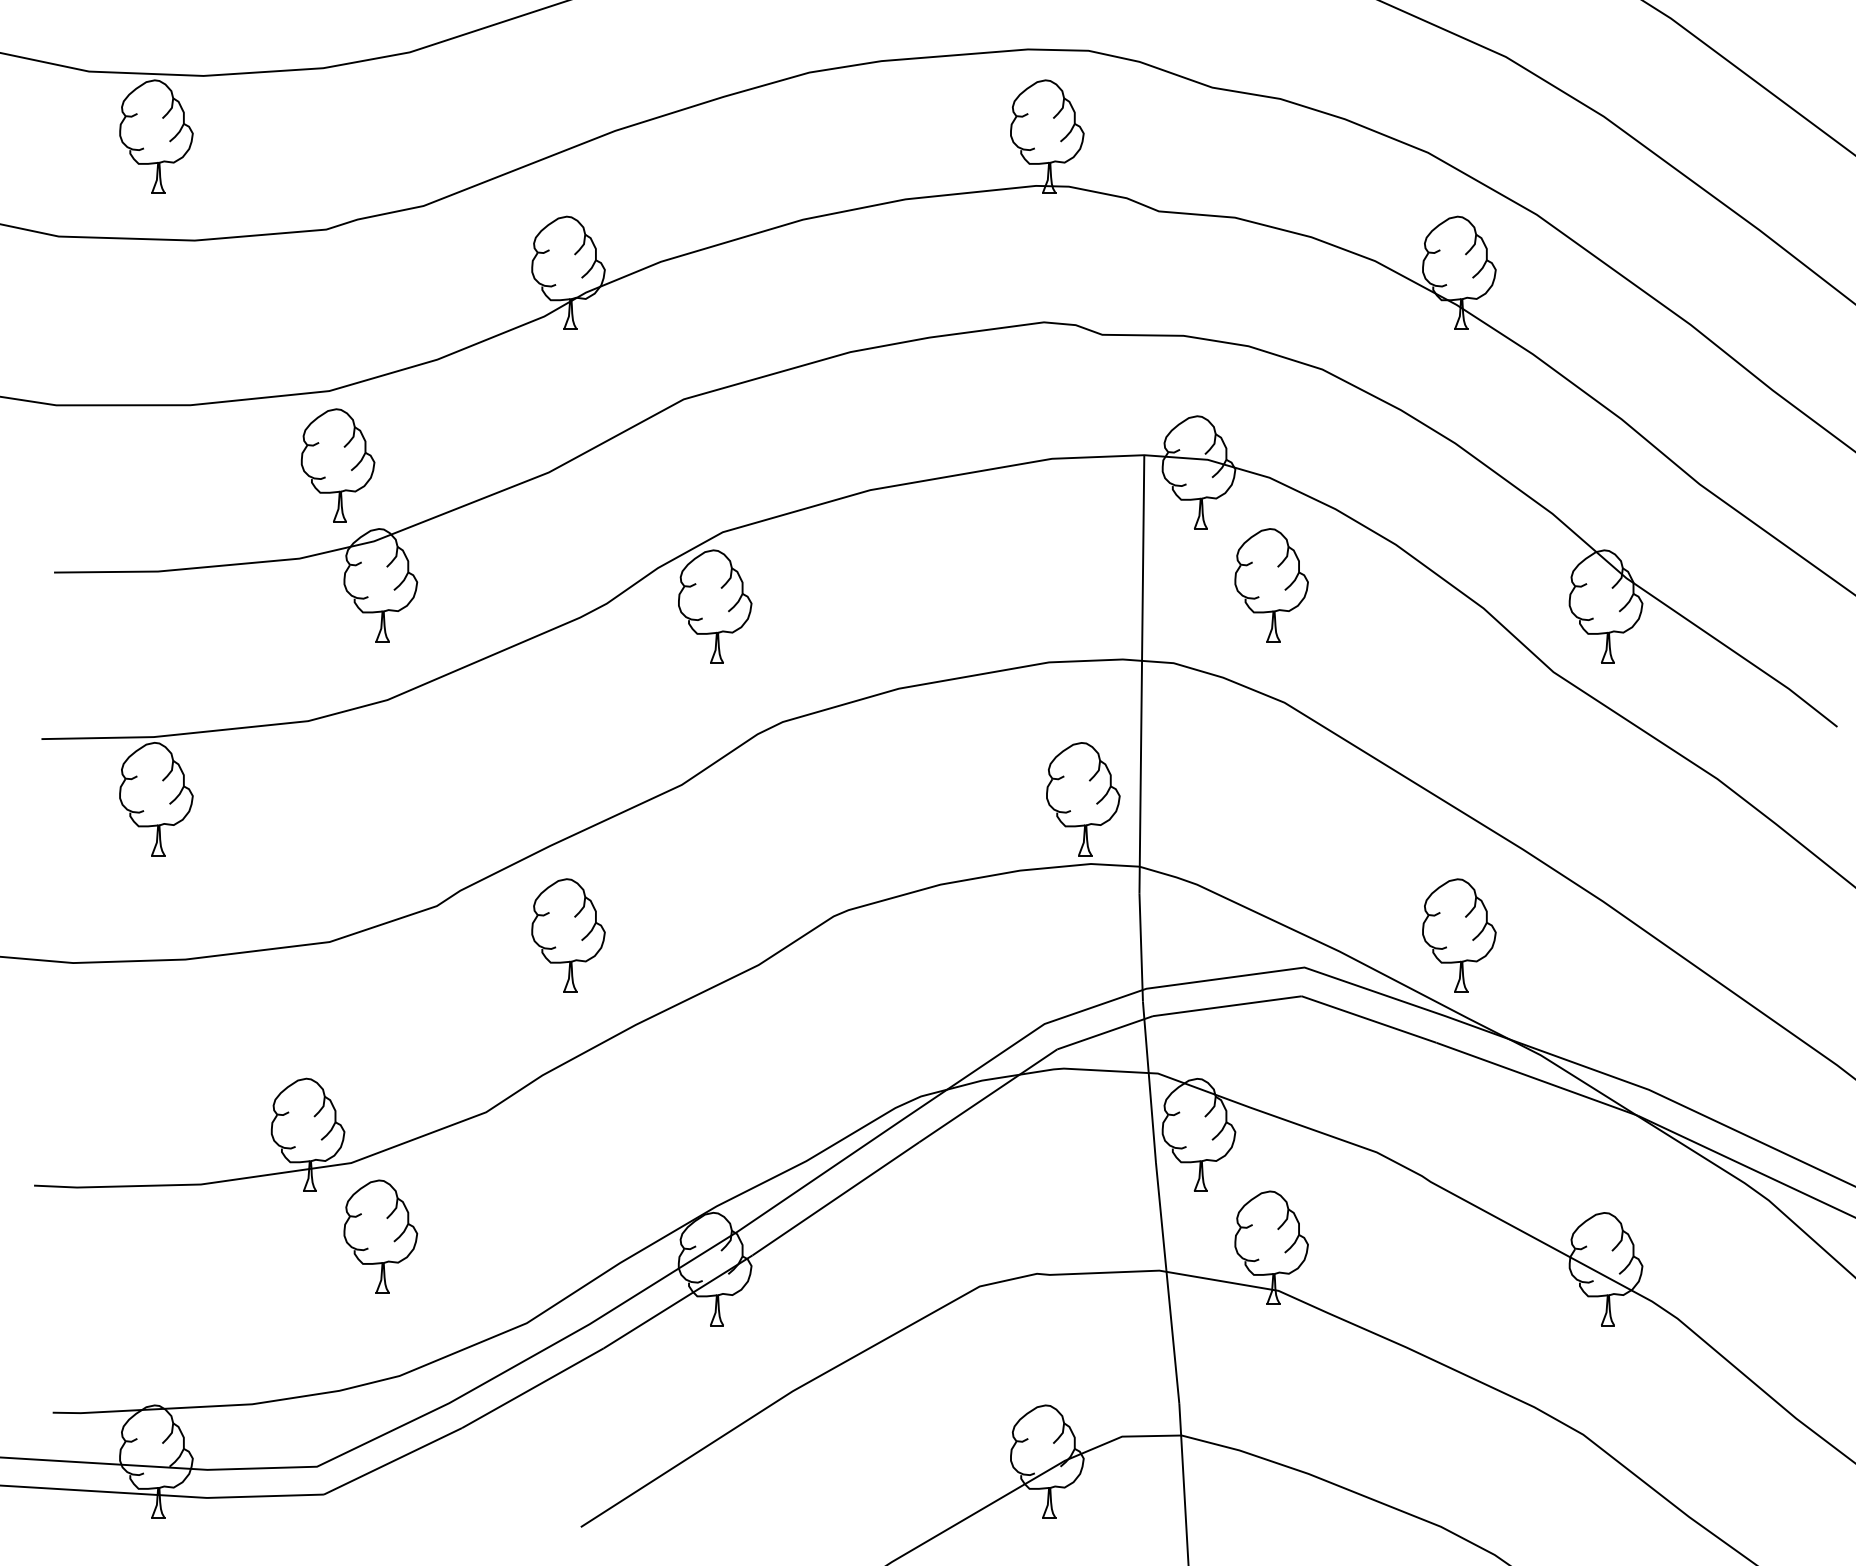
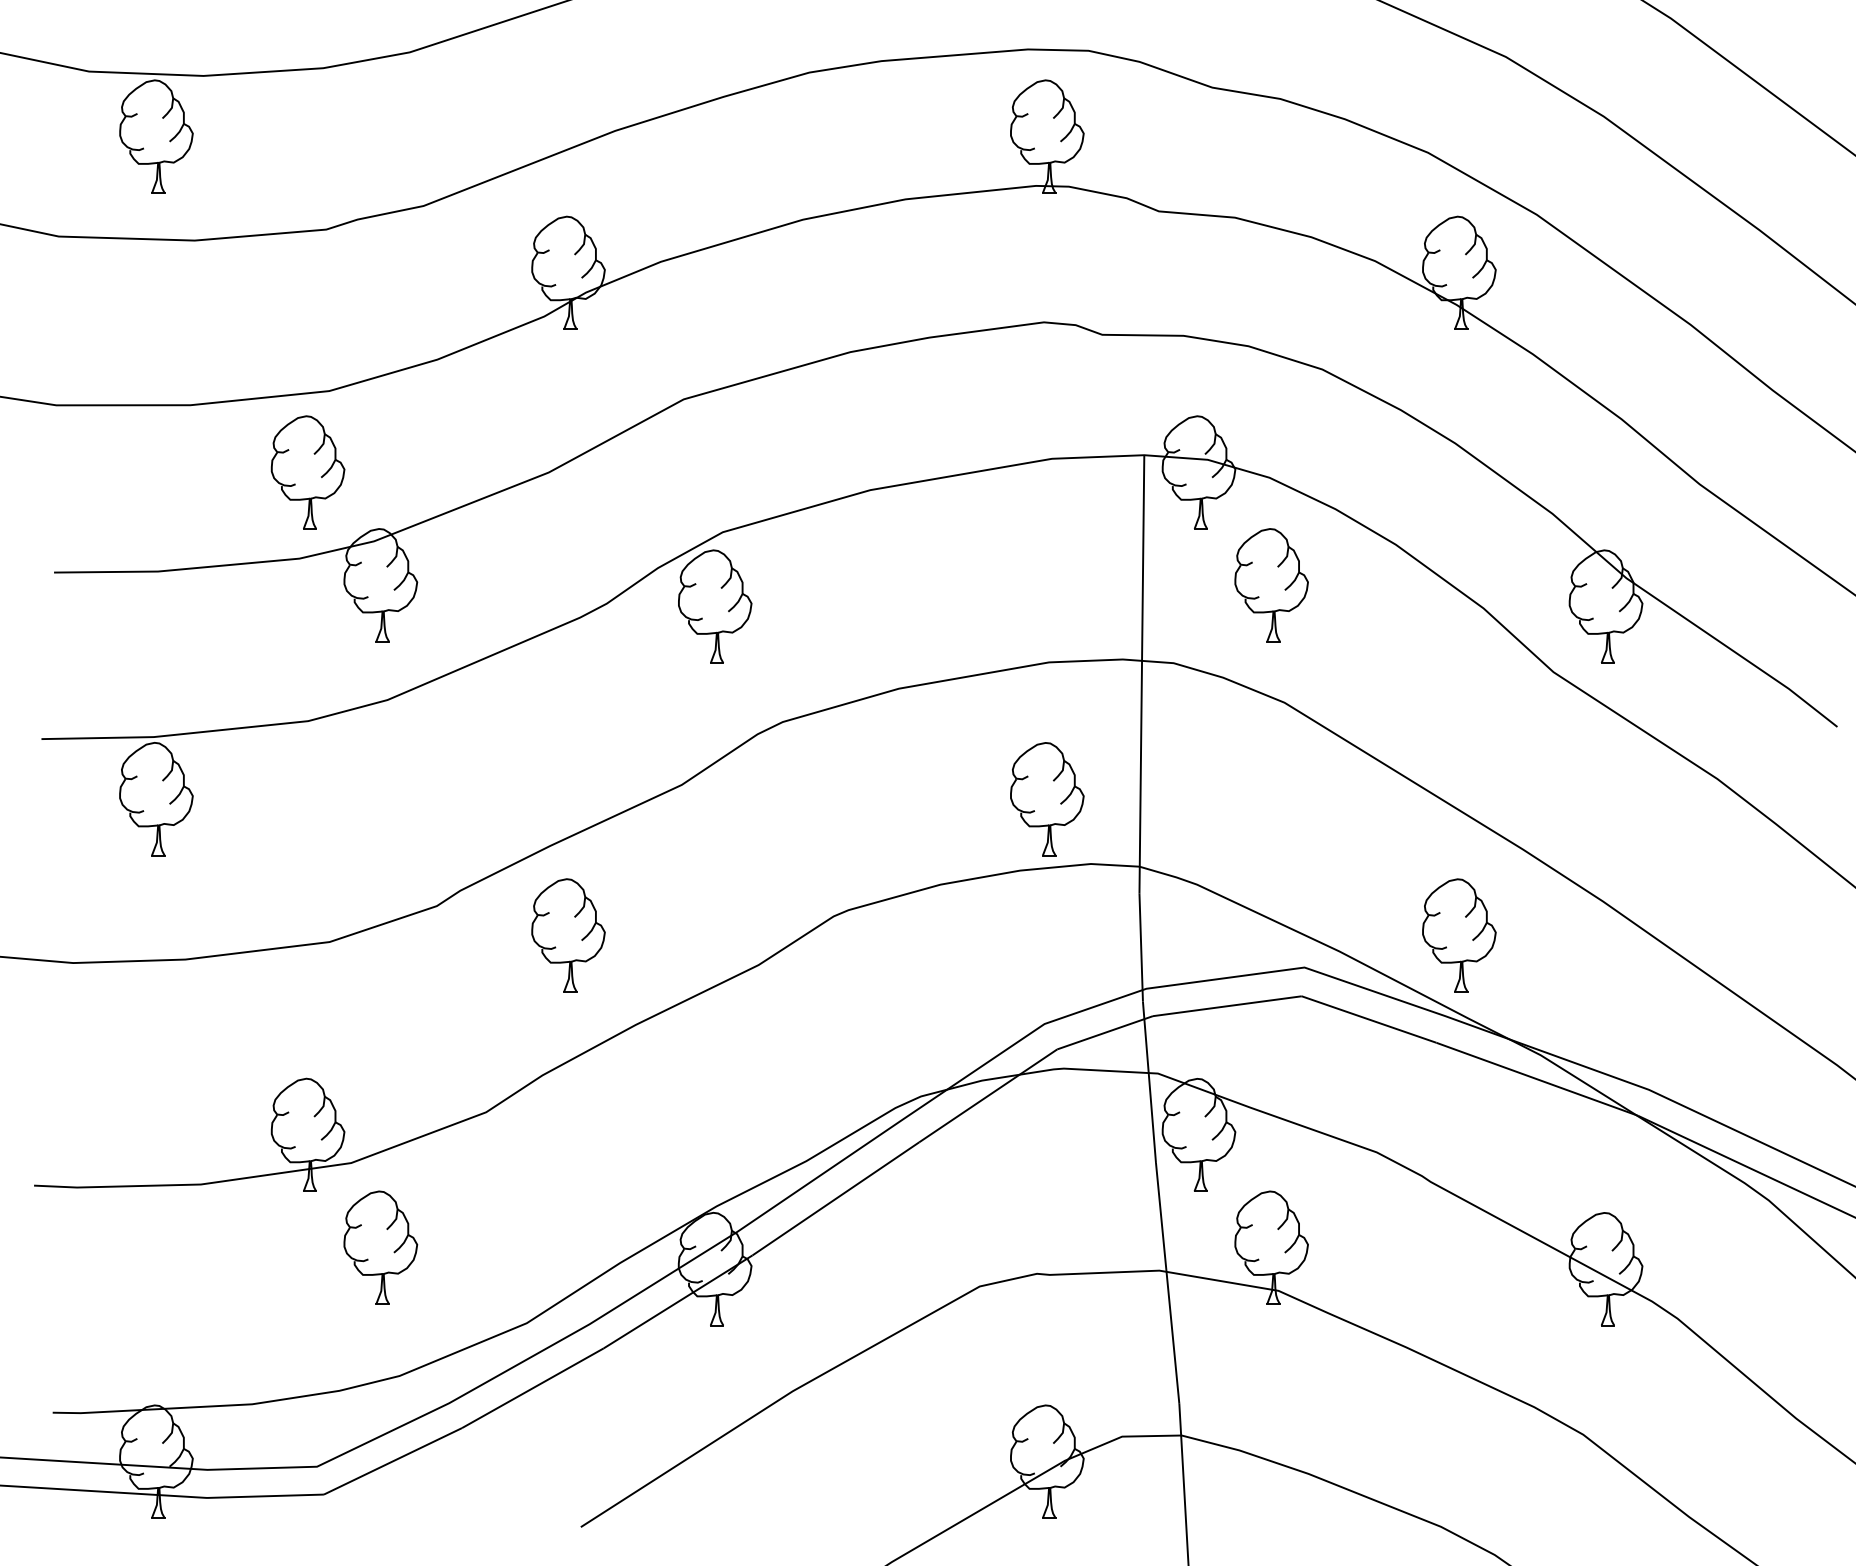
part position: (337, 465) -> (307, 472) (307, 472)
part position: (1083, 799) -> (1047, 799) (1047, 799)
part position: (380, 1236) -> (380, 1247) (380, 1247)
